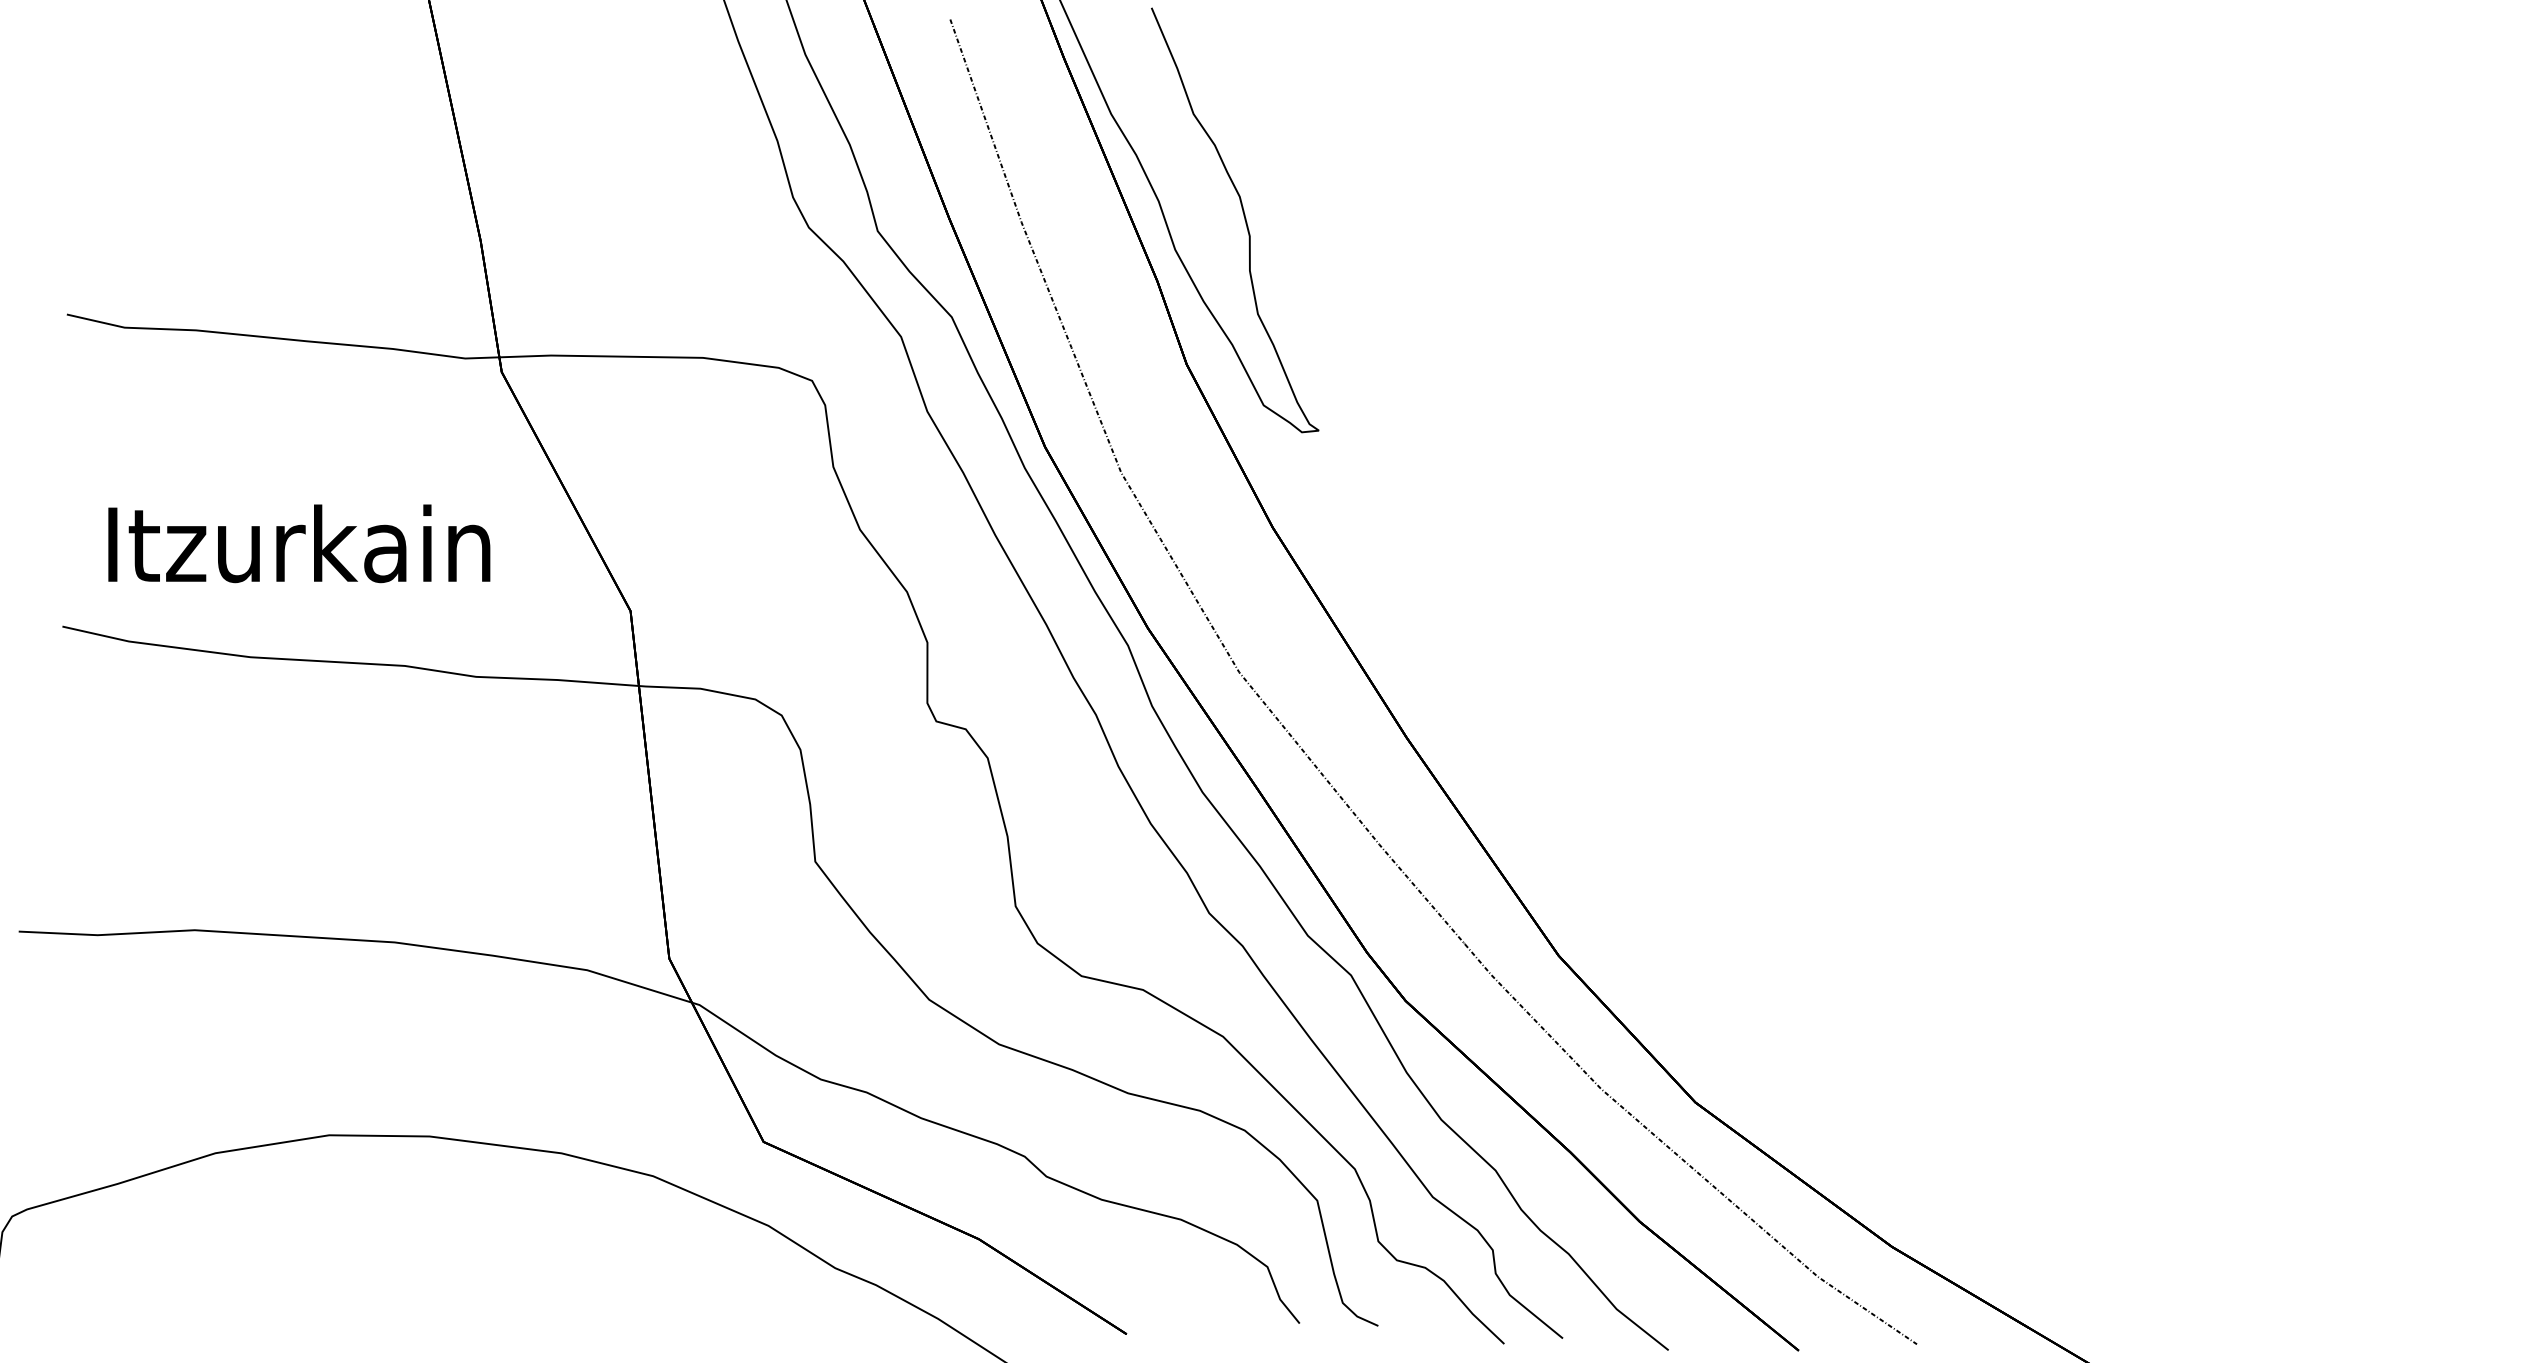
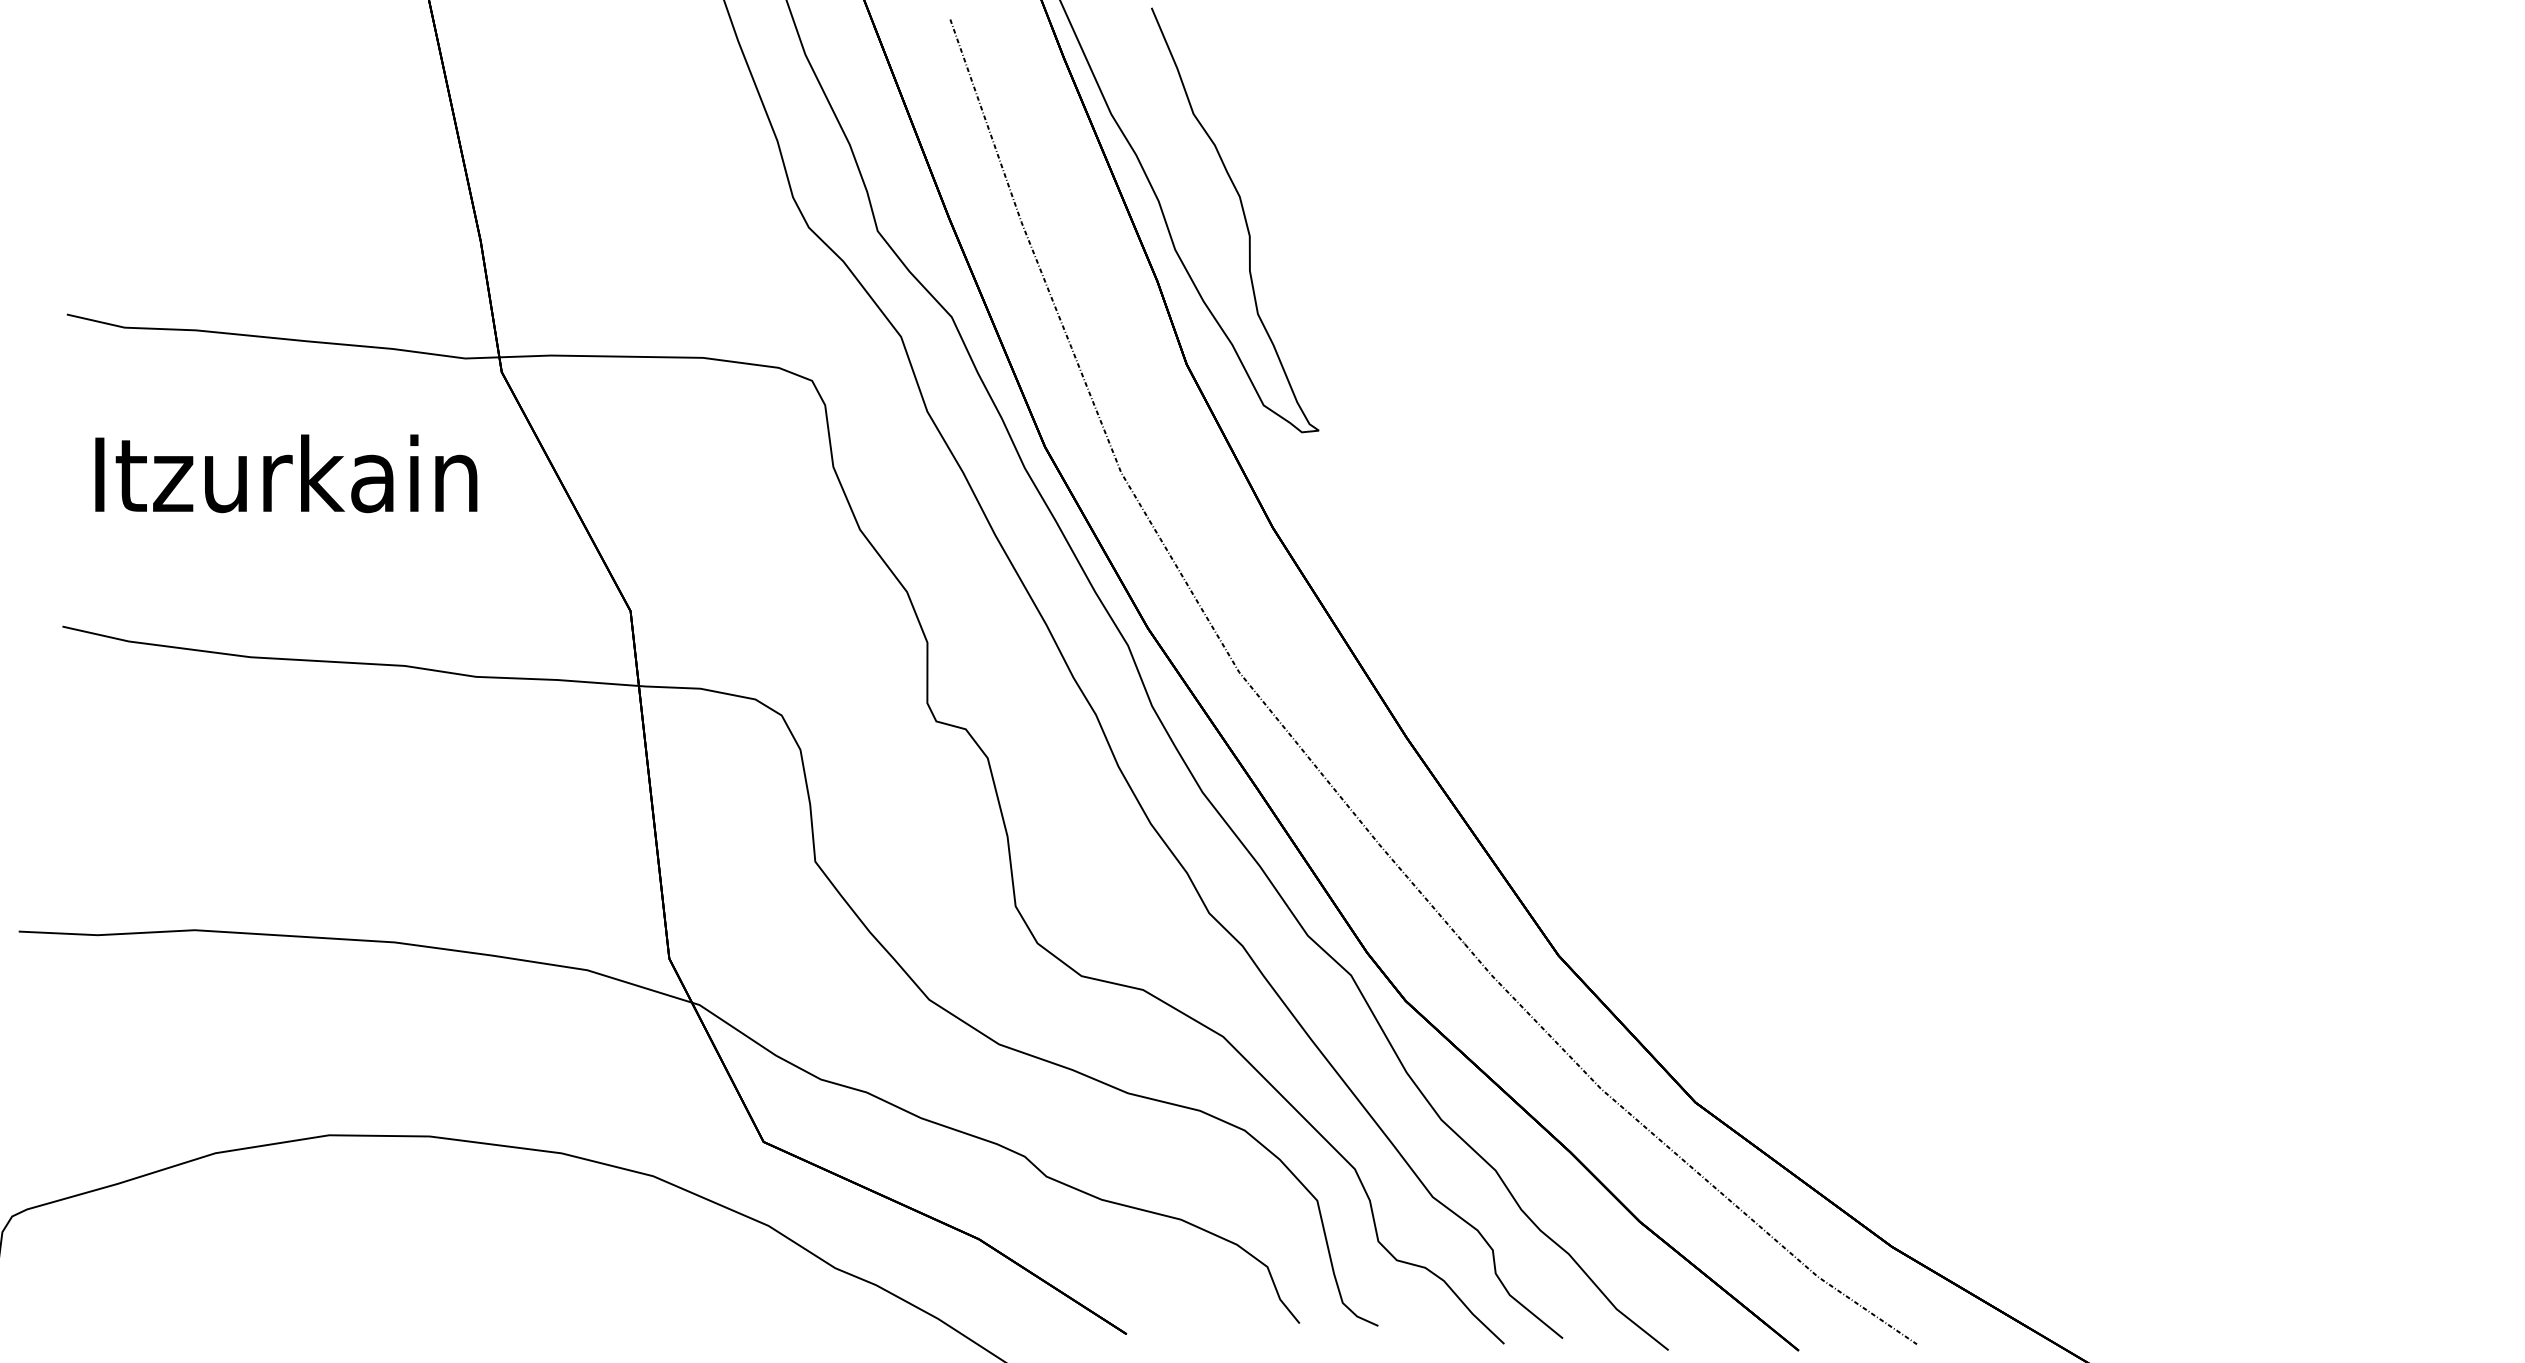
text position: (299, 543) -> (286, 473) (286, 473)
